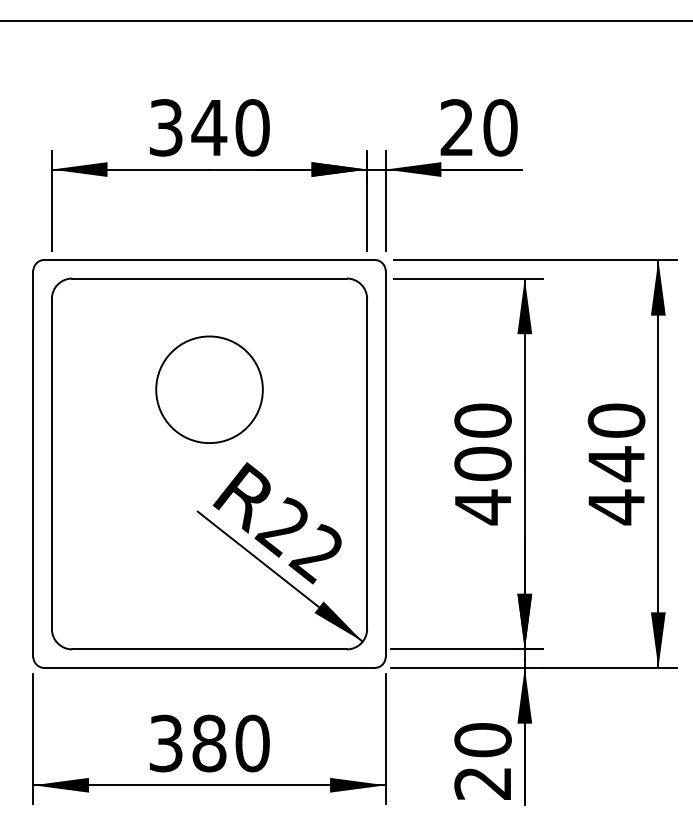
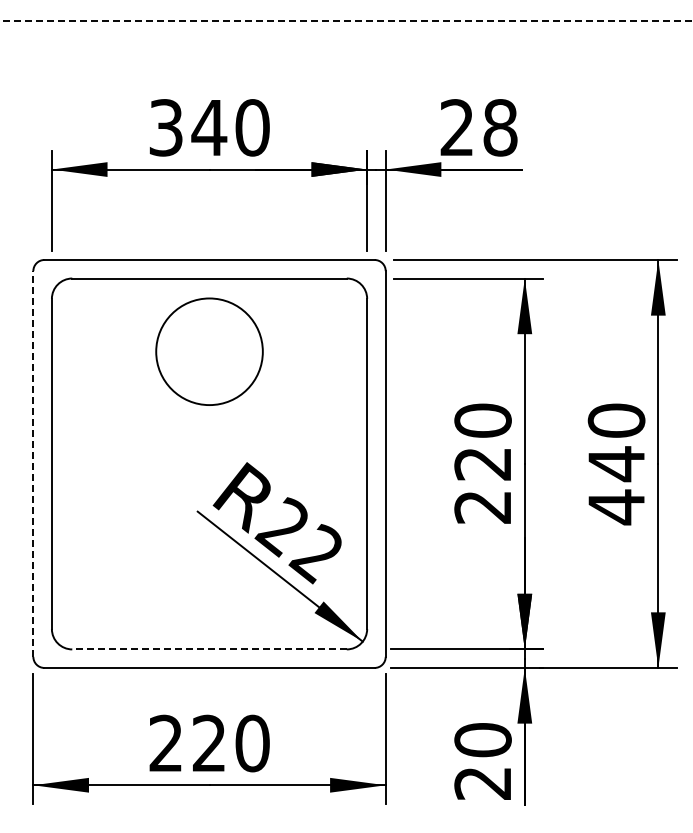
line: solid -> dashed (346, 21)
text: 20 -> 28 (500, 127)
circle position: (209, 389) -> (209, 351) (209, 351)
line: solid -> dashed (33, 463)
text: 400 -> 220 (482, 485)
line: solid -> dashed (209, 649)
text: 380 -> 220 (187, 743)
